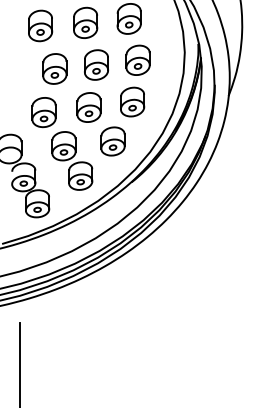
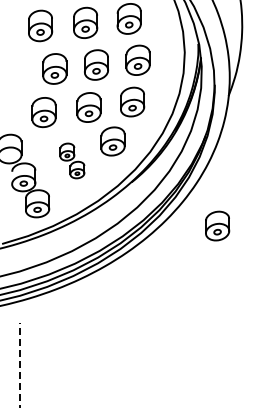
part size: 43x60 px -> 27x38 px (72, 160)
part: none -> present (217, 225)
line: solid -> dashed (19, 364)
